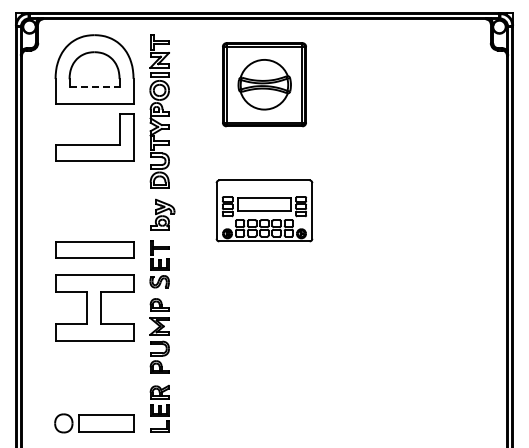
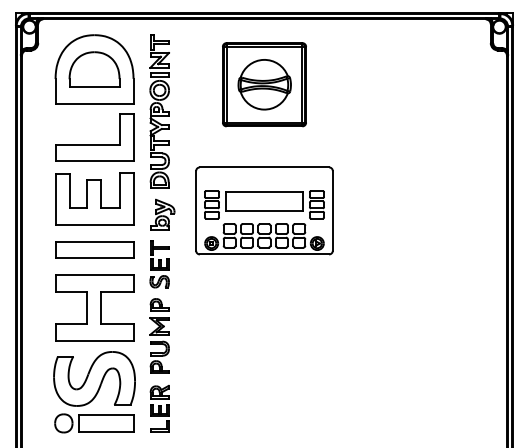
line: dashed -> solid (95, 87)
part: none -> present (94, 198)
part size: 99x64 px -> 139x90 px (264, 210)
part: none -> present (94, 378)
